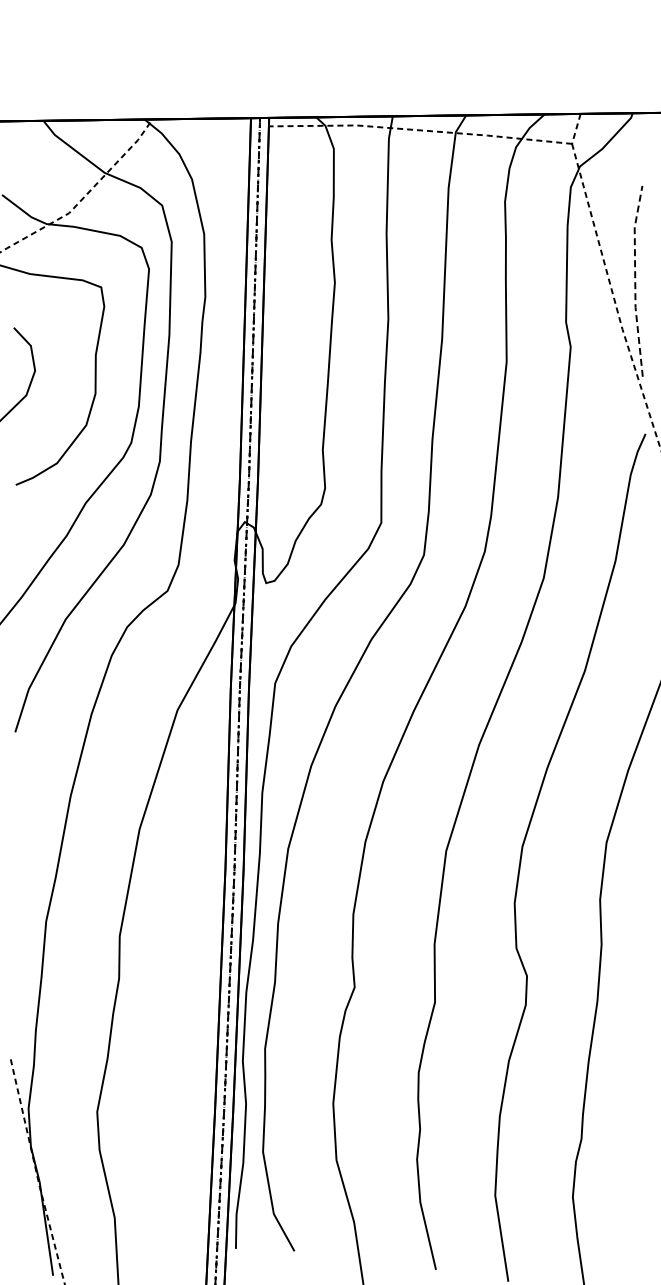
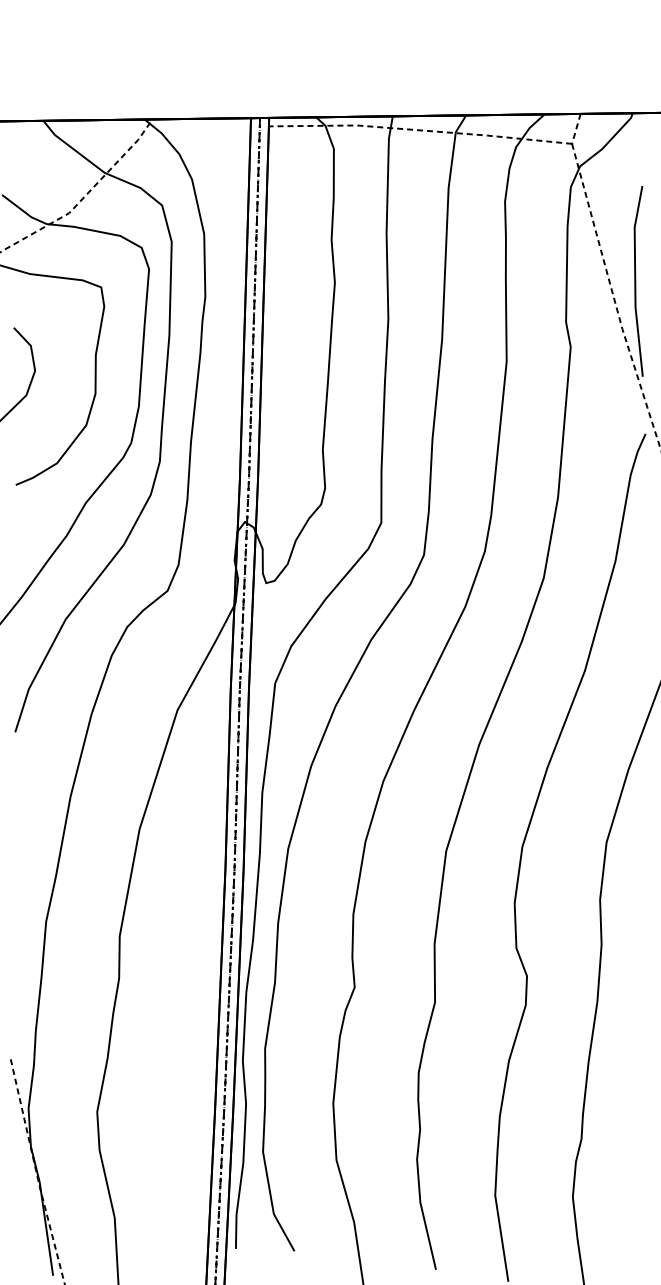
line: dashed -> solid (635, 280)
